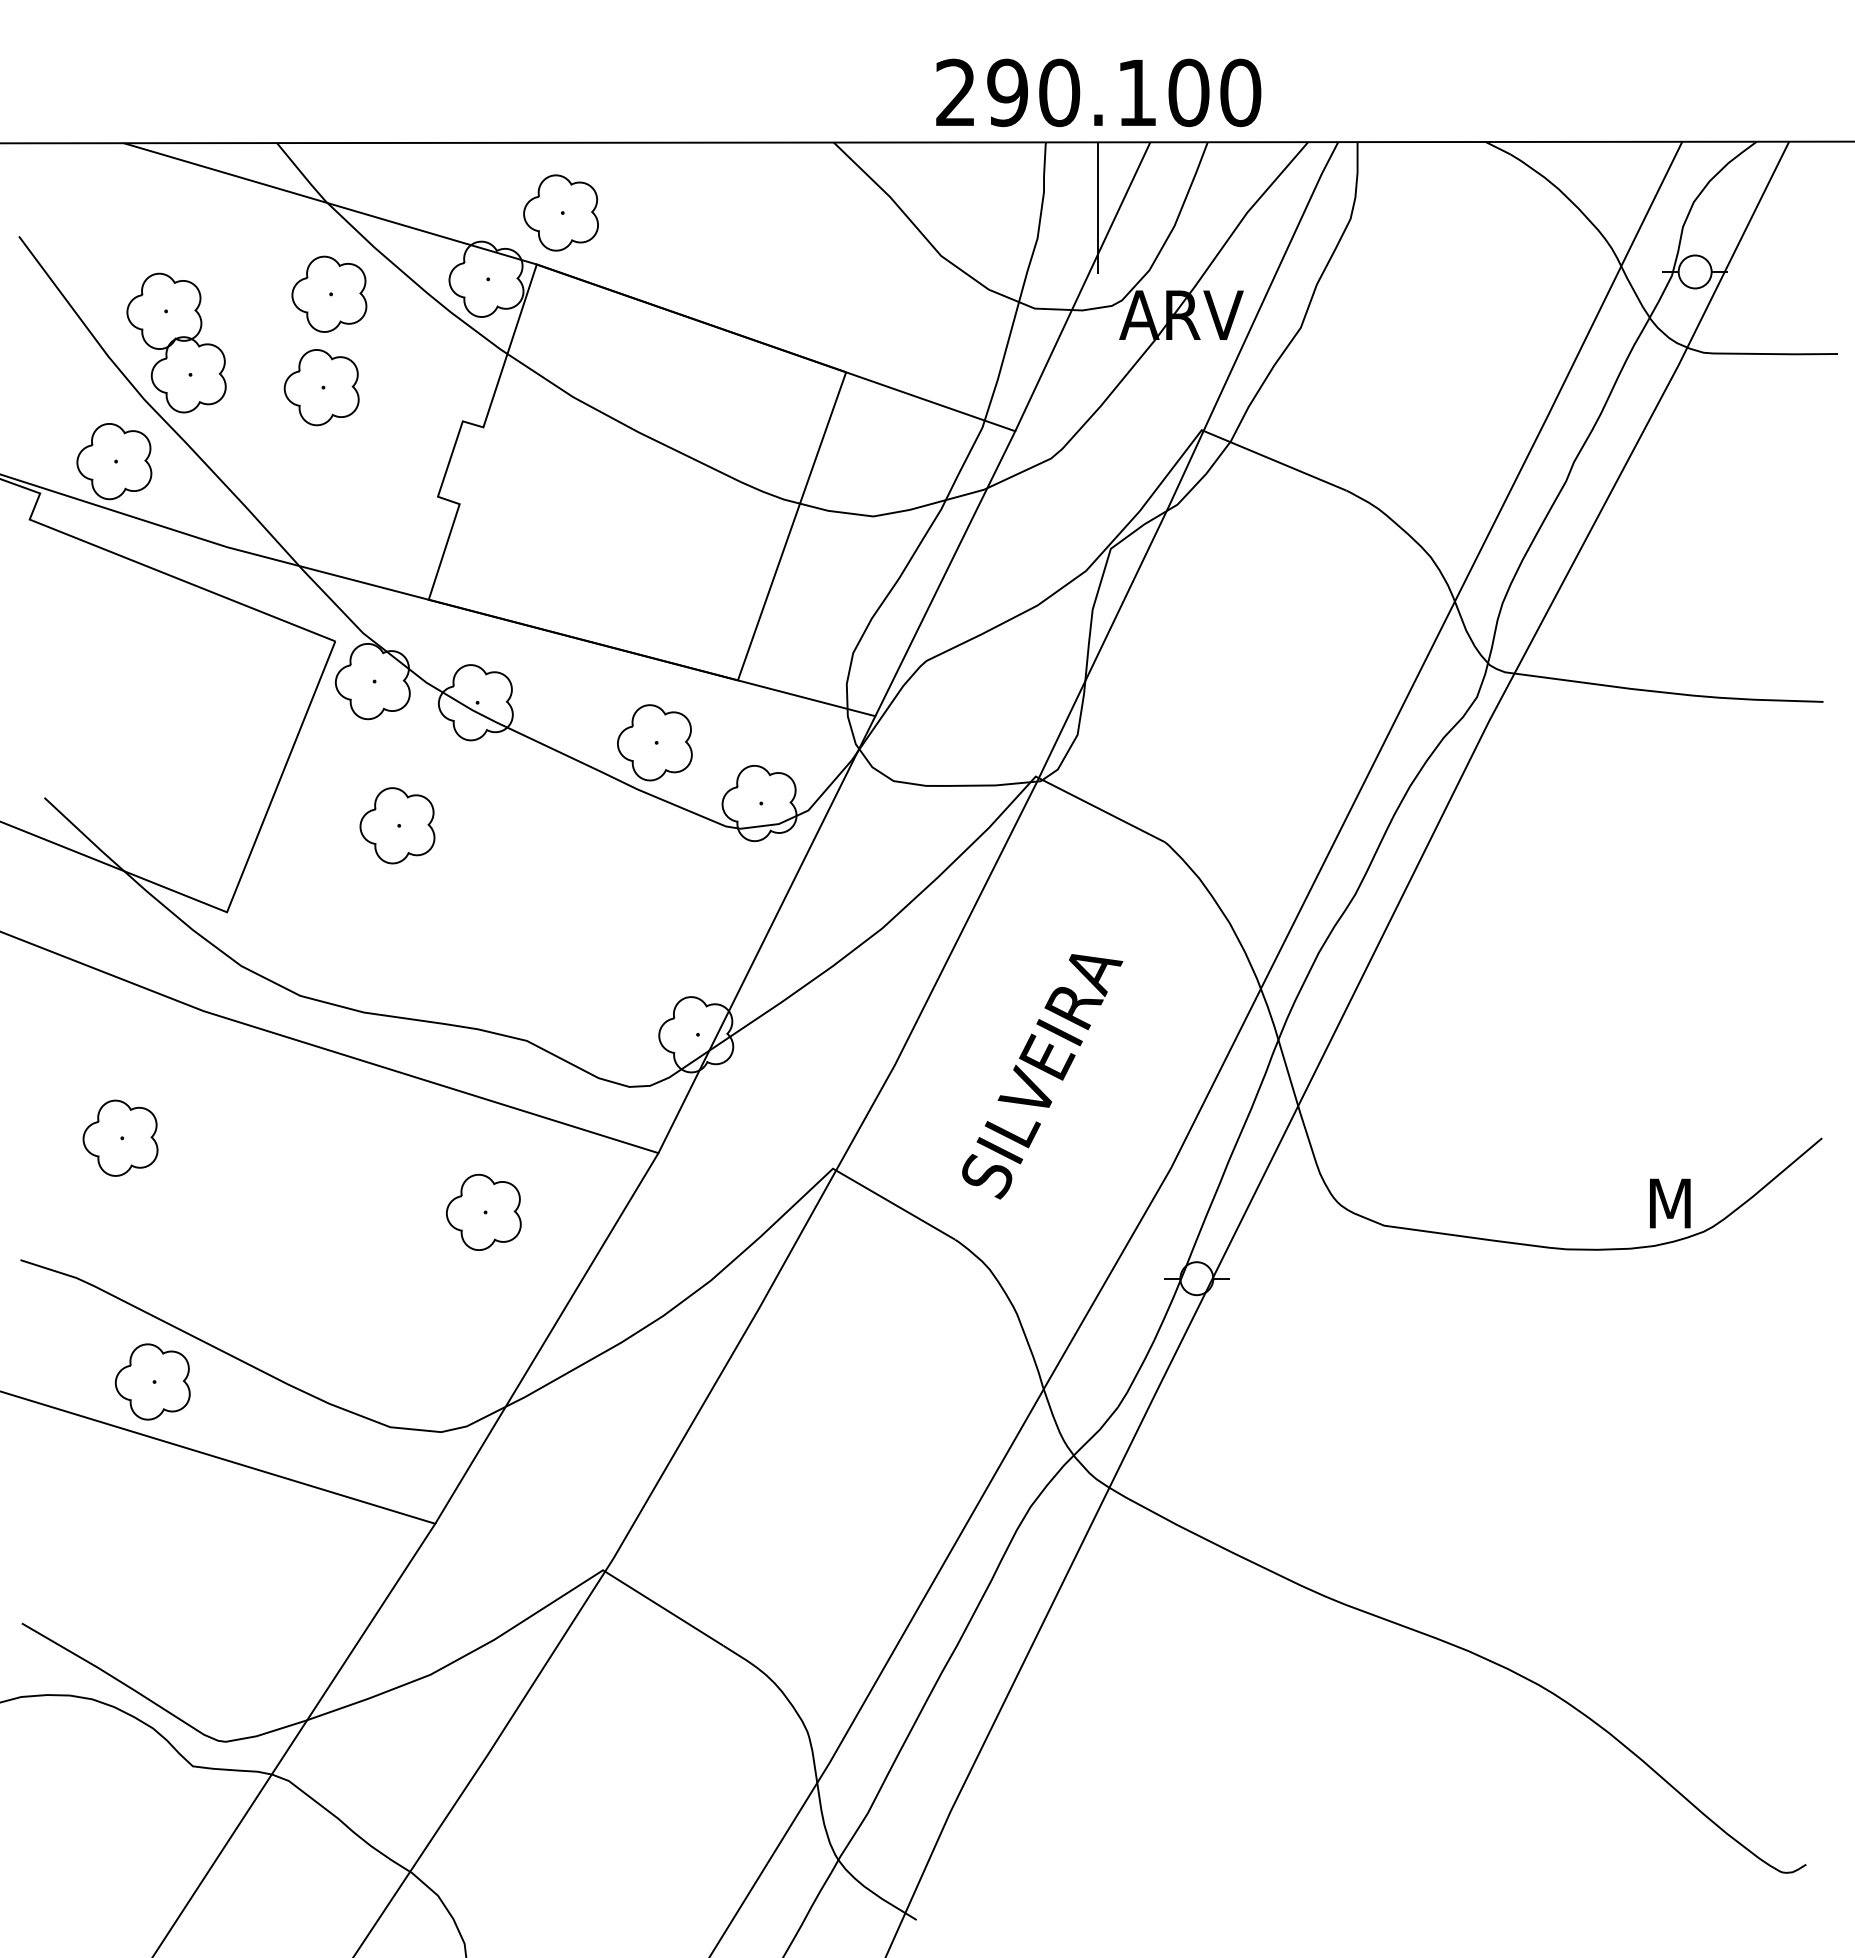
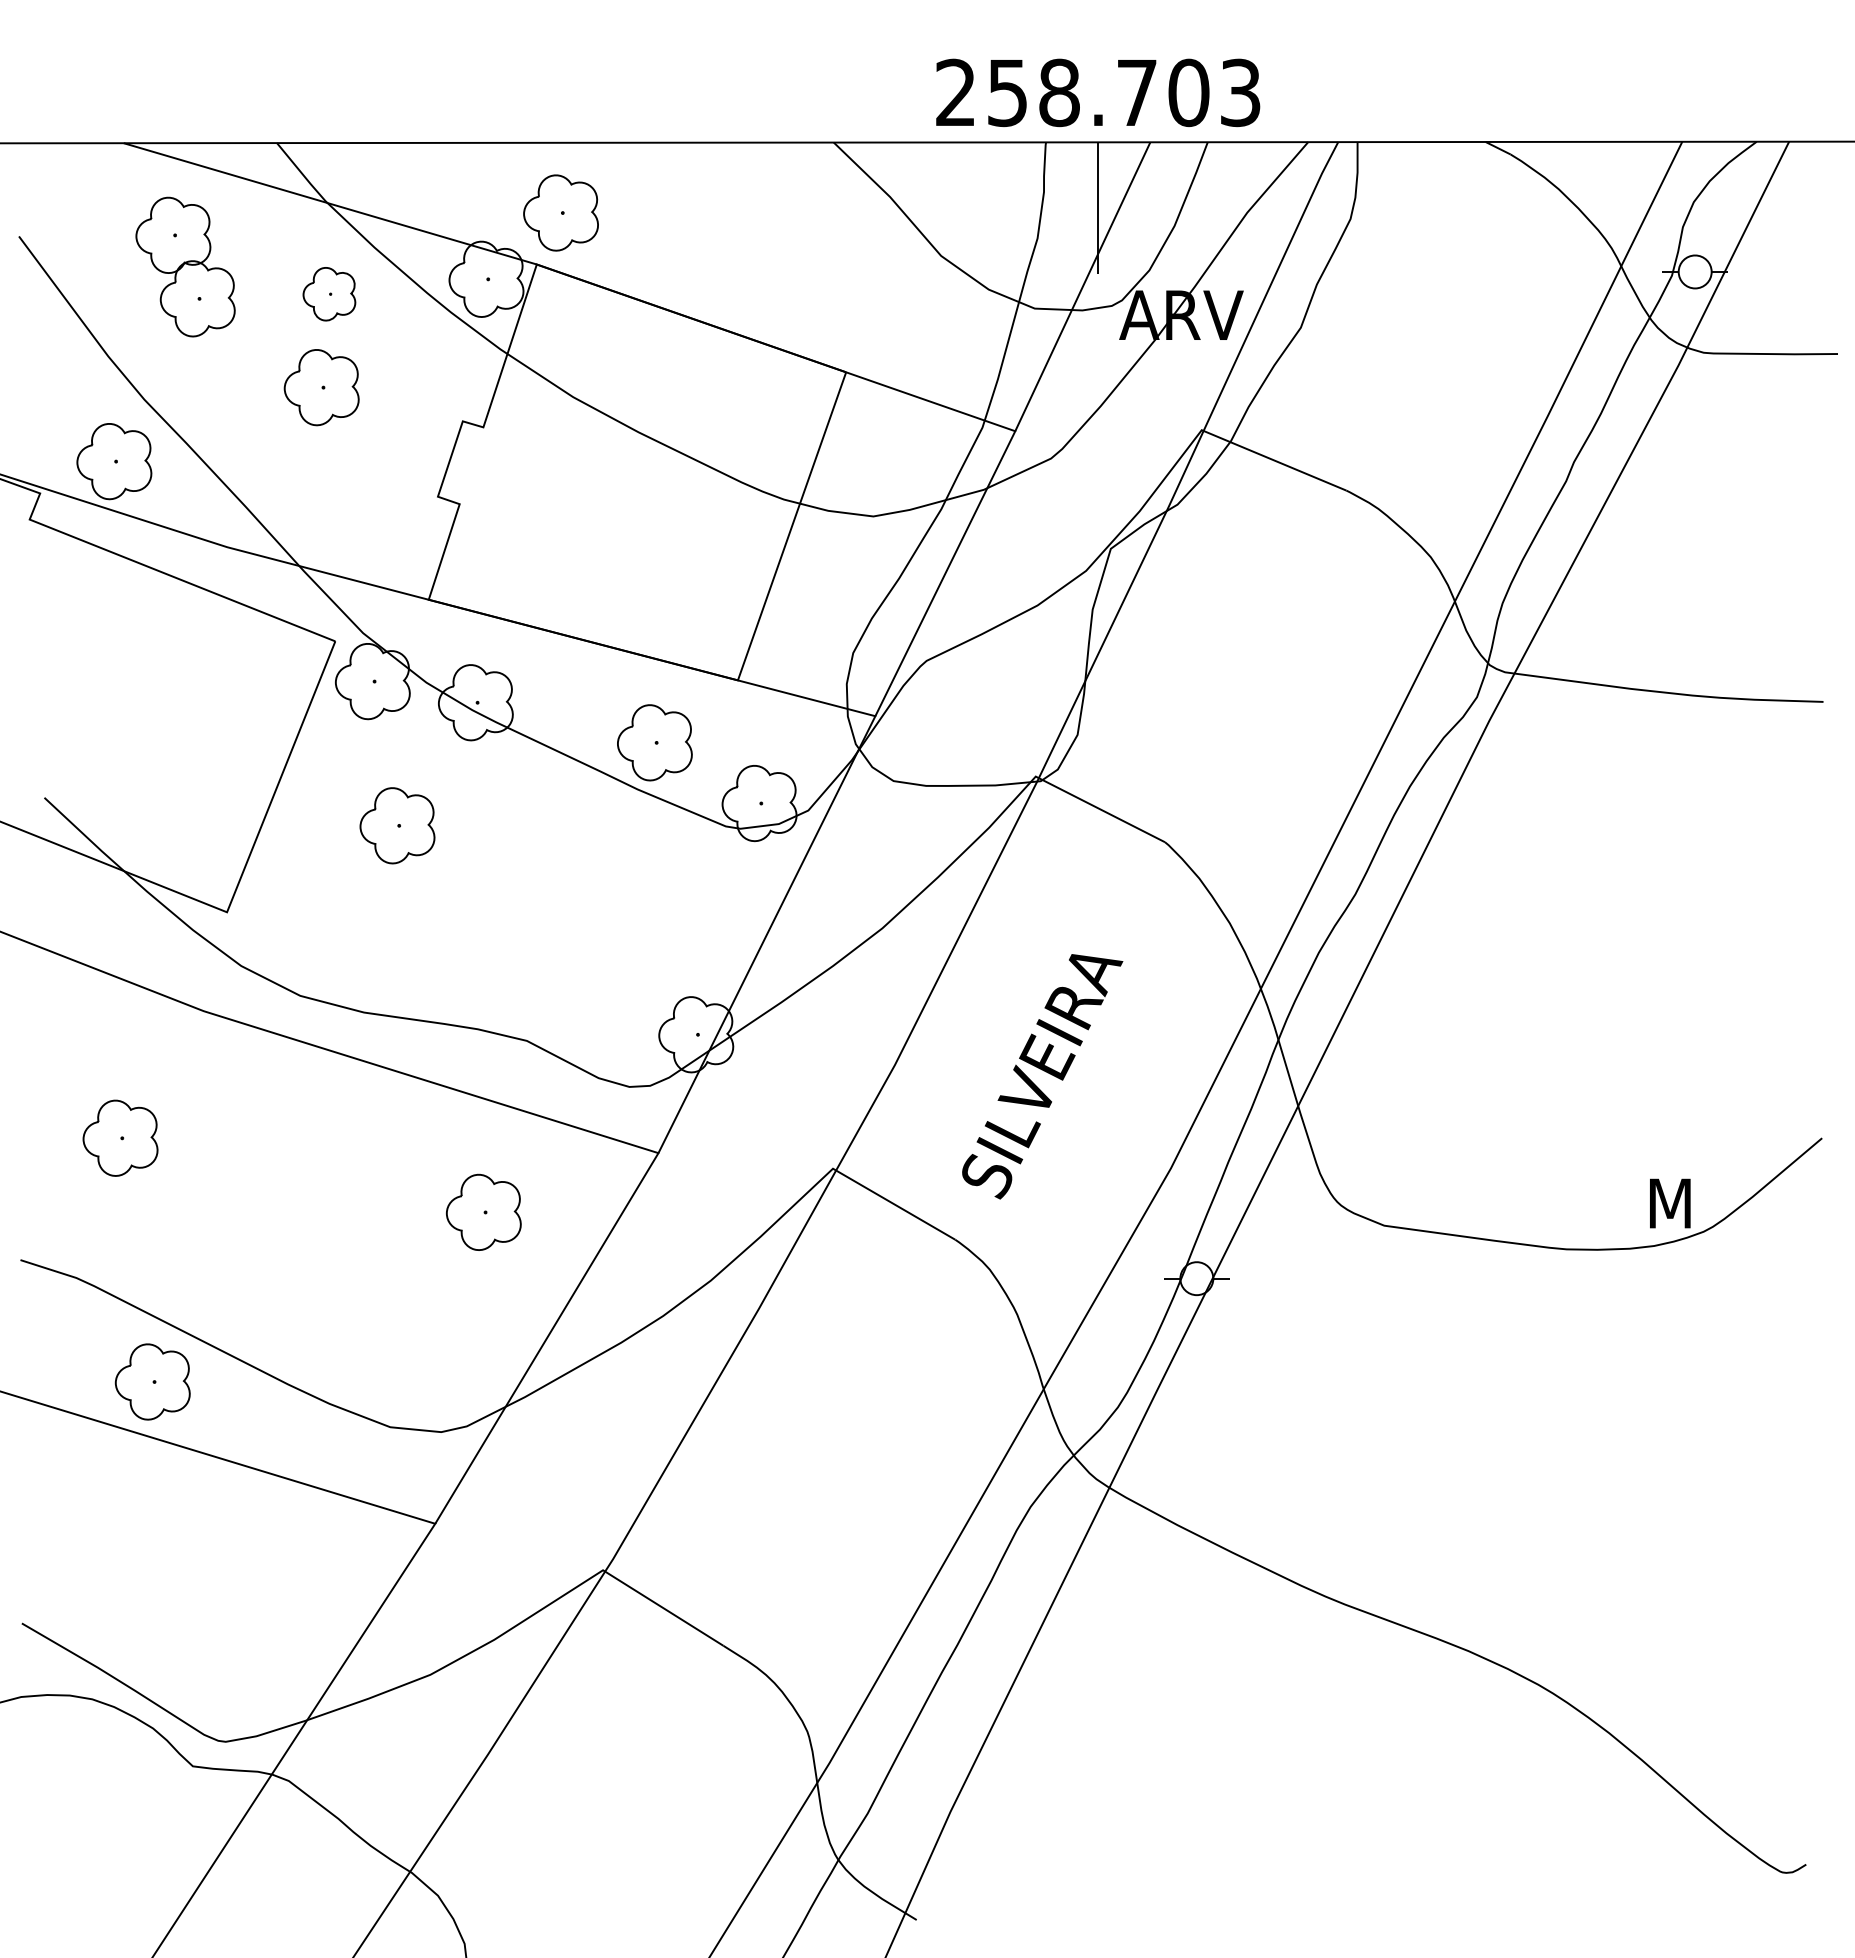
text: 290.100 -> 258.703 (1124, 92)
part size: 77x78 px -> 55x55 px (329, 294)
part position: (176, 342) -> (185, 266) (185, 266)
